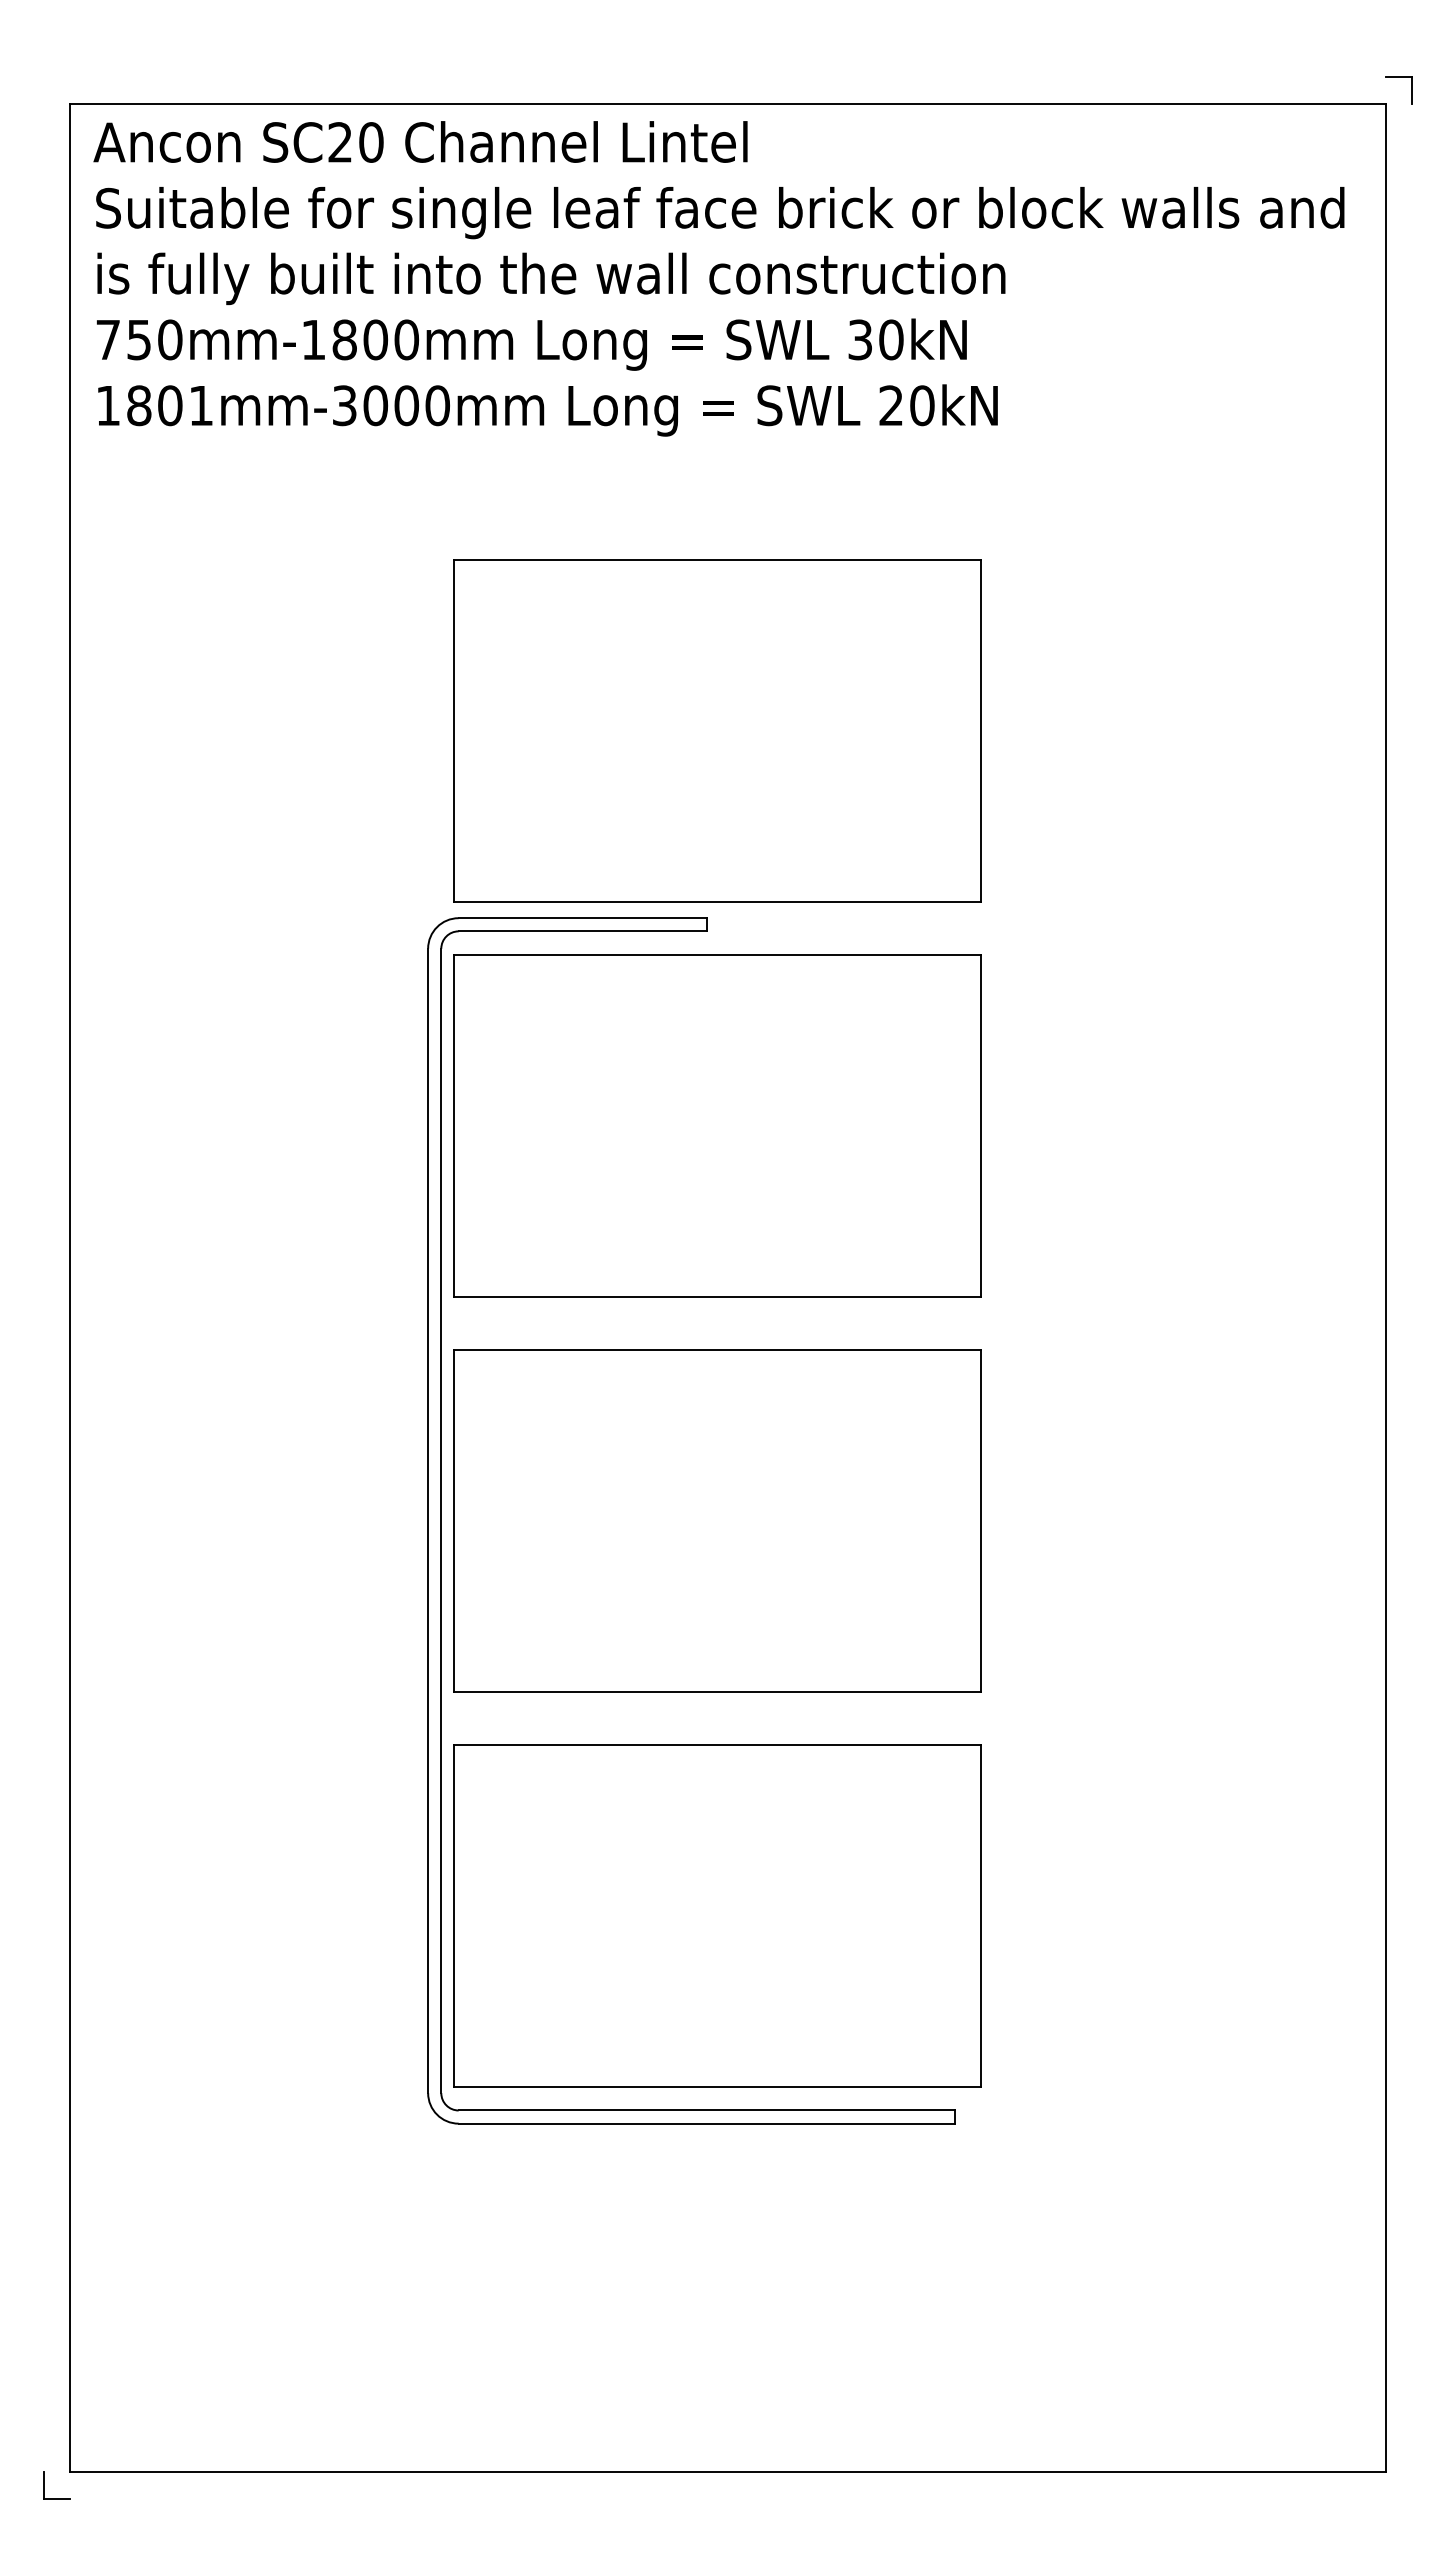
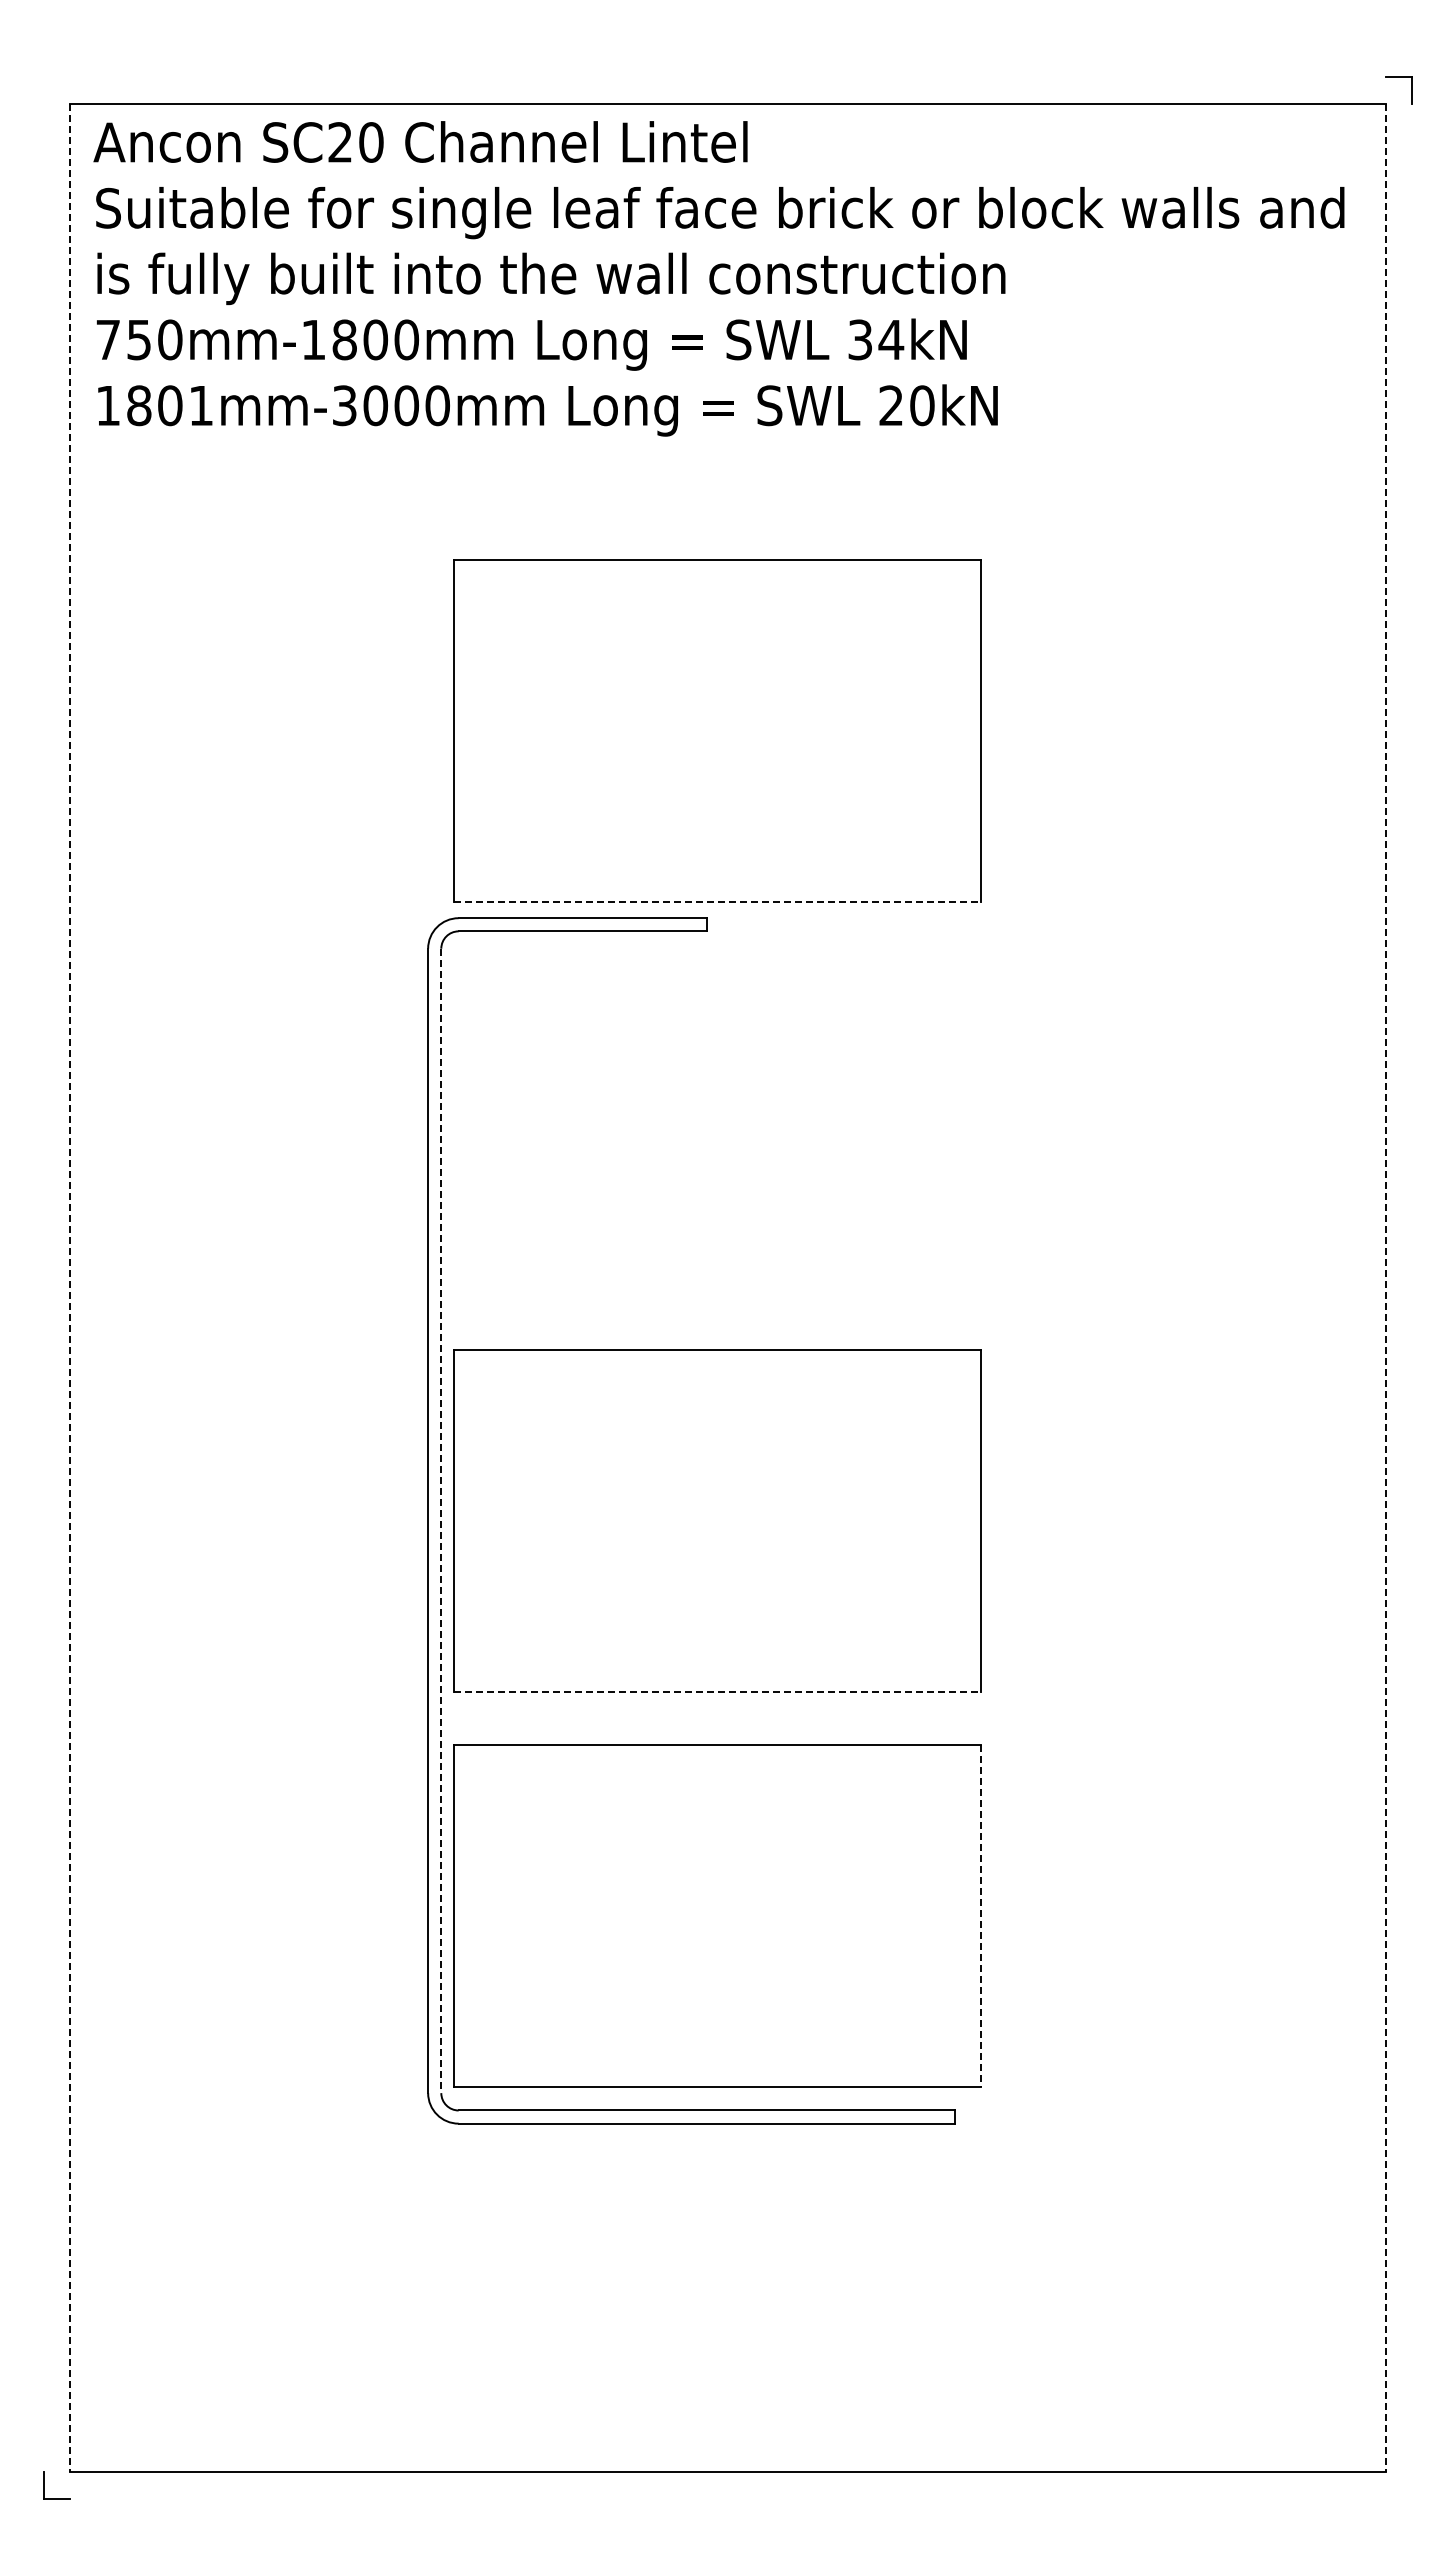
text: 30kN -> 34kN (891, 339)
line: solid -> dashed (718, 902)
part: present -> none (717, 1125)
line: solid -> dashed (69, 1288)
line: solid -> dashed (1385, 1288)
line: solid -> dashed (441, 1521)
line: solid -> dashed (718, 1692)
line: solid -> dashed (980, 1916)
